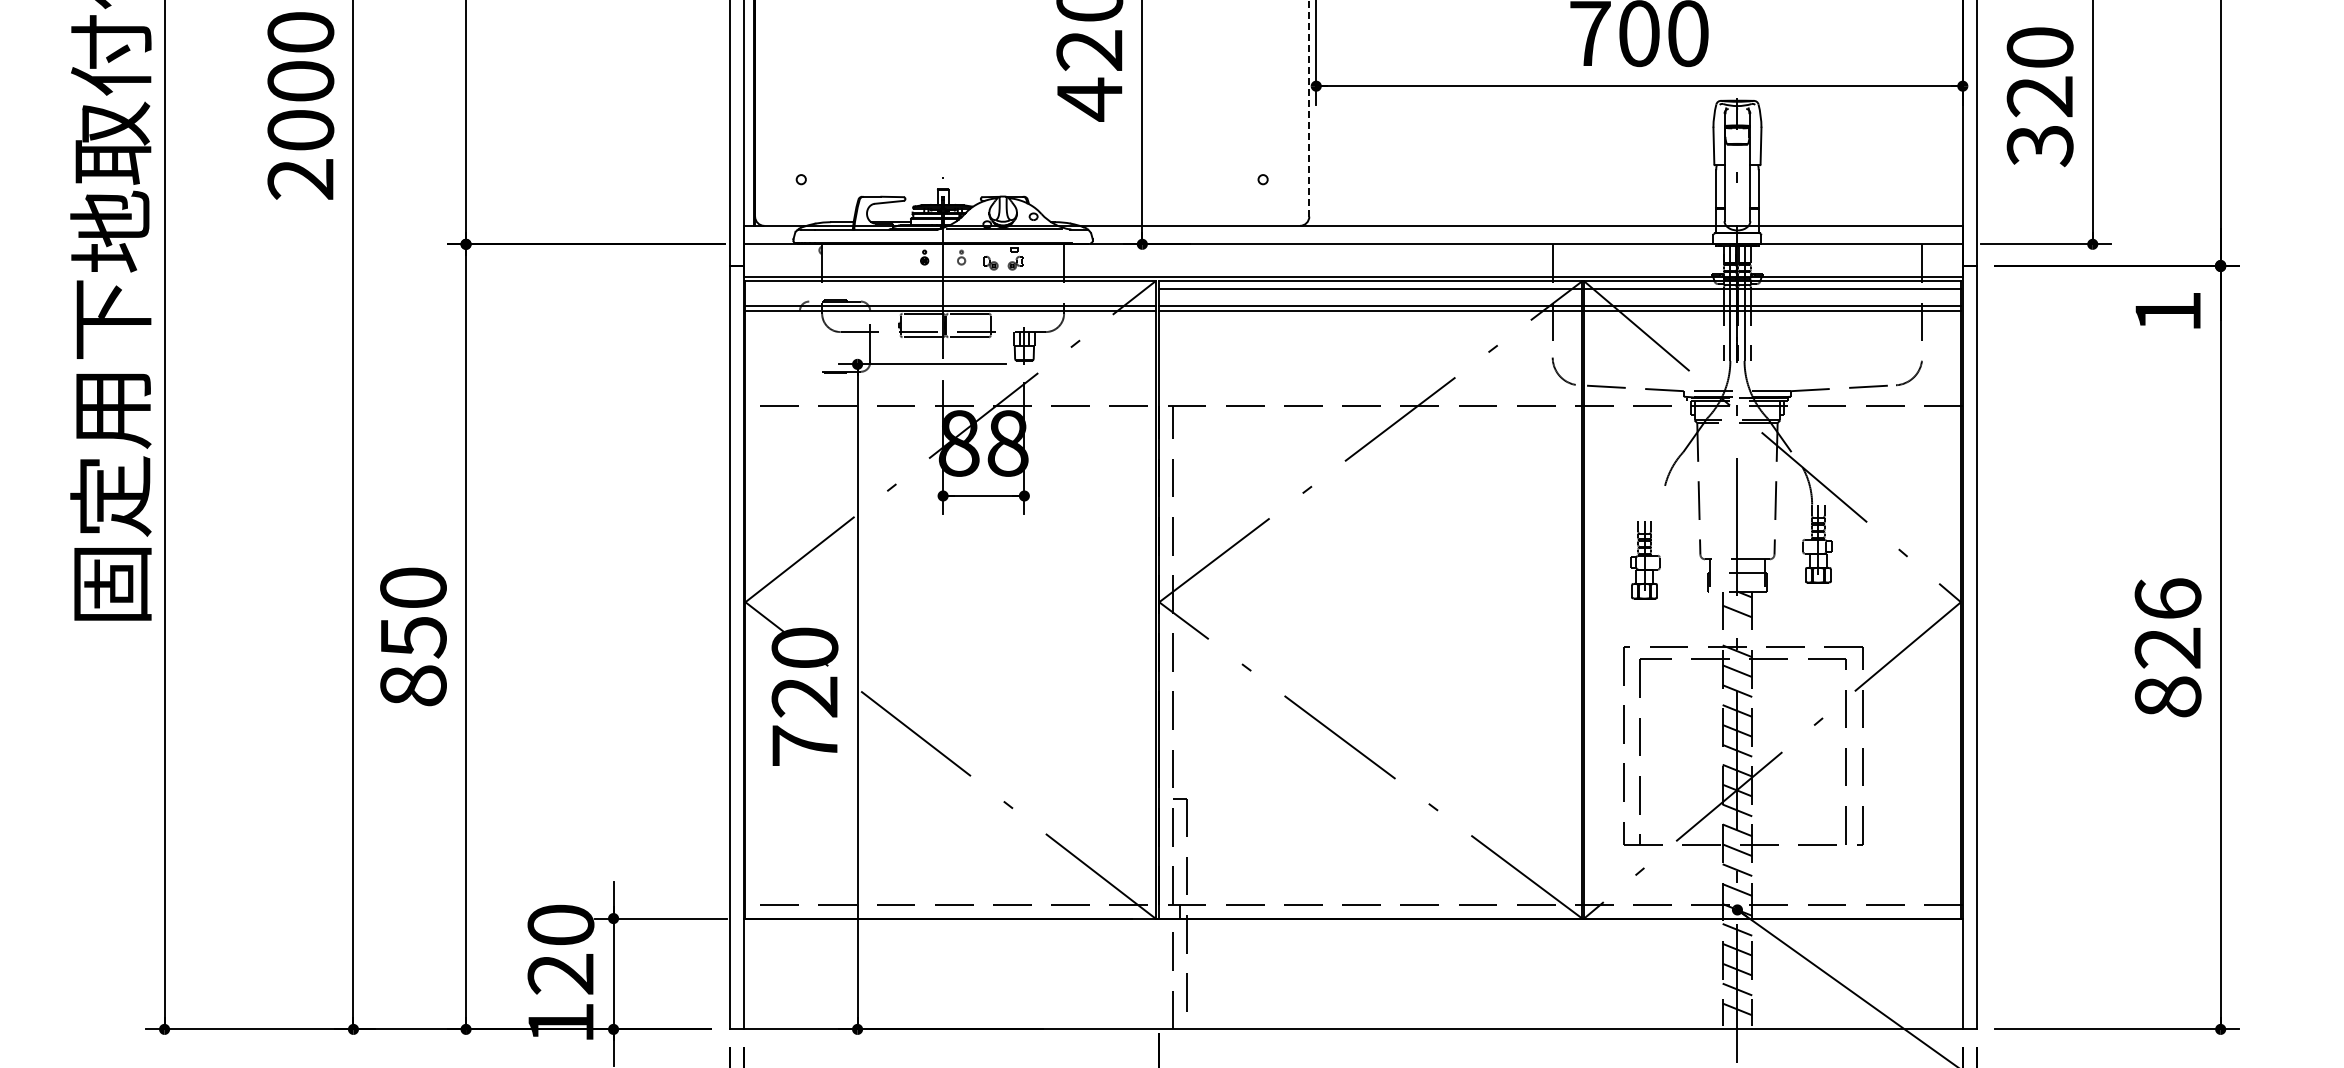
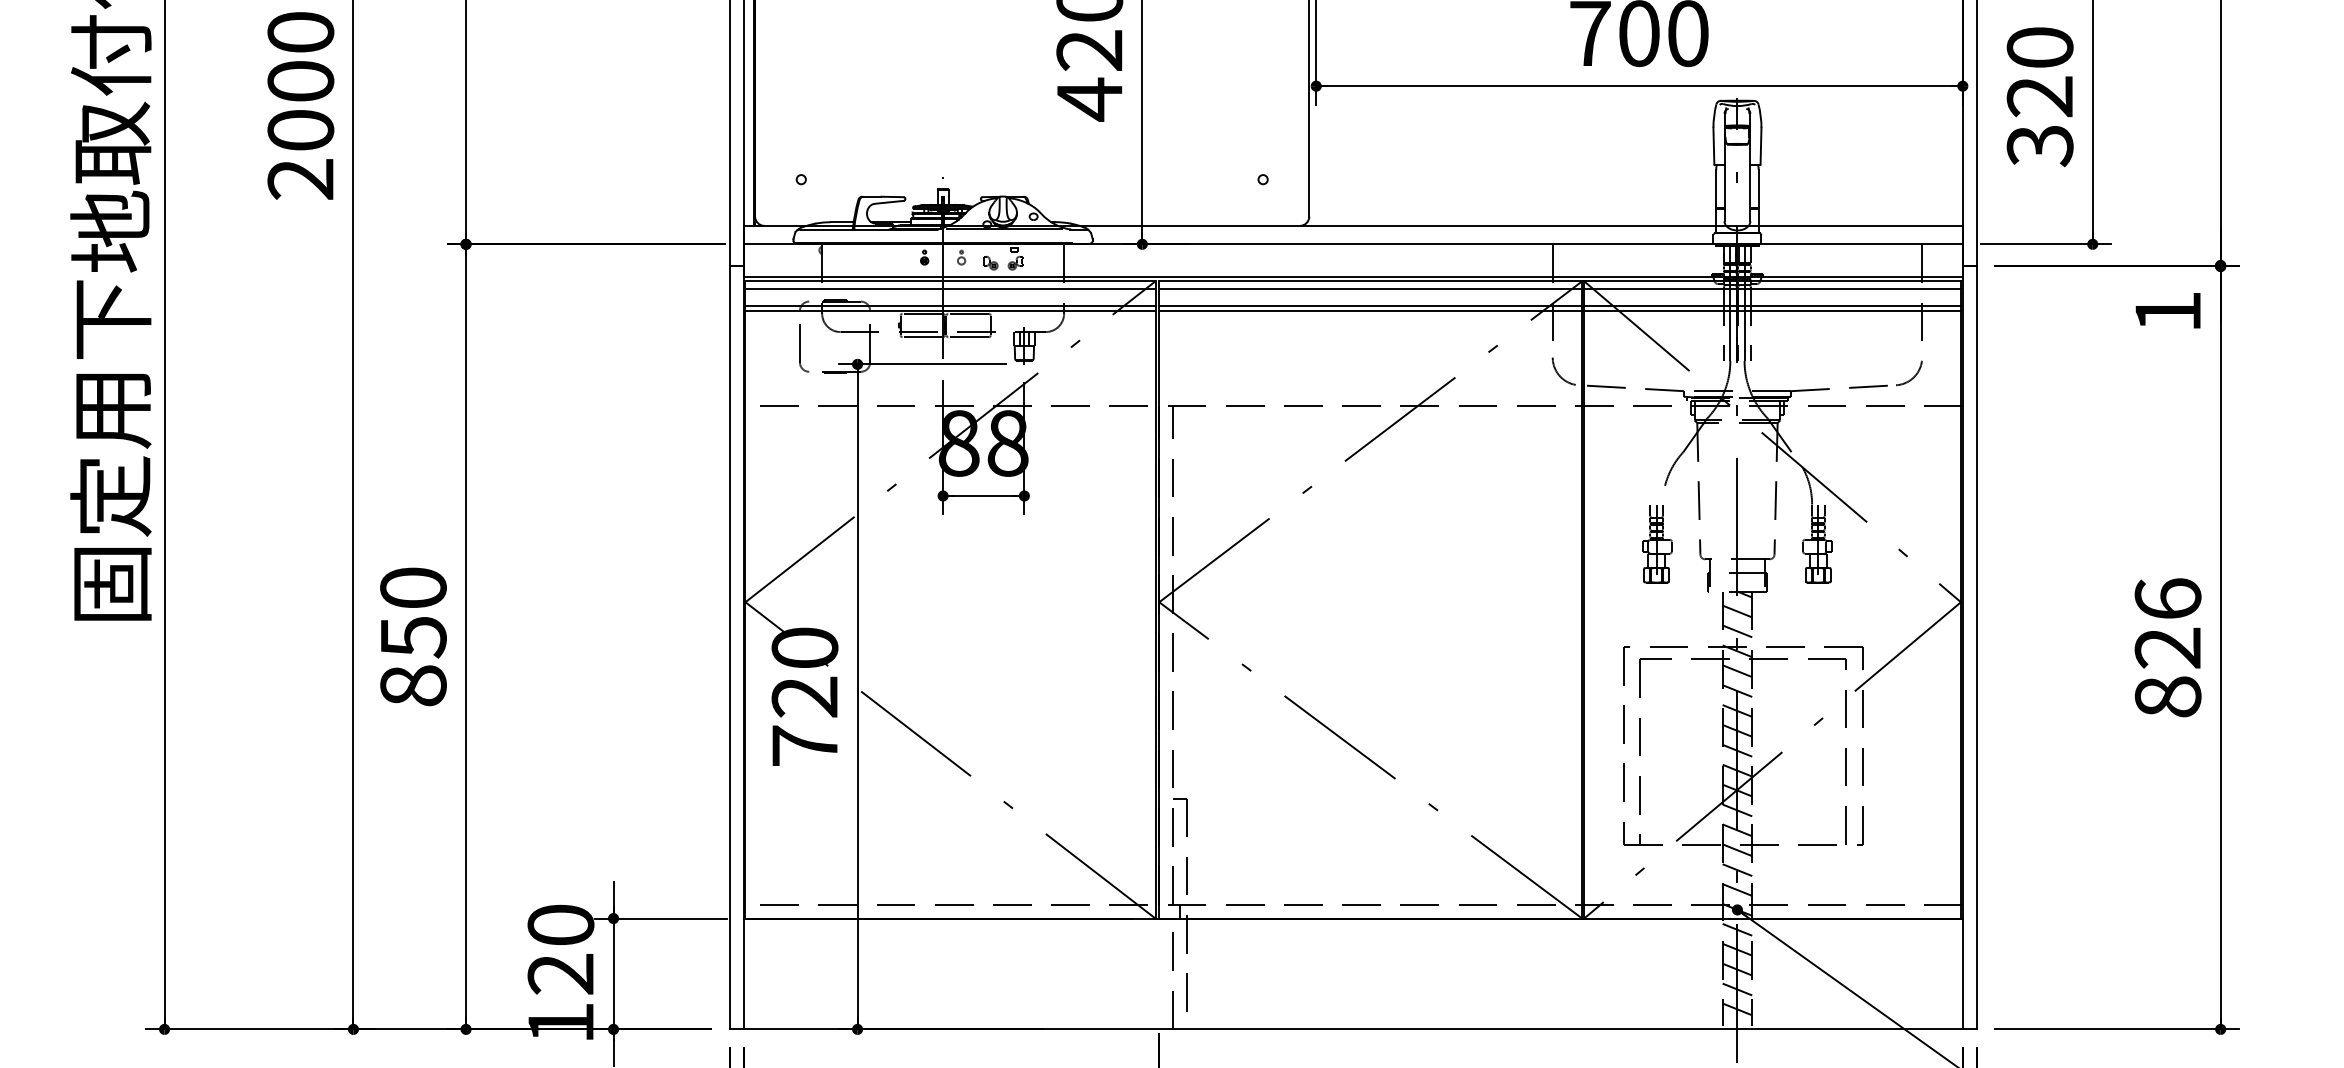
line: dashed -> solid (1309, 107)
line: none -> present (950, 288)
part: none -> present (804, 348)
part position: (1645, 560) -> (1657, 544) (1657, 544)
line: none -> present (1737, 631)
